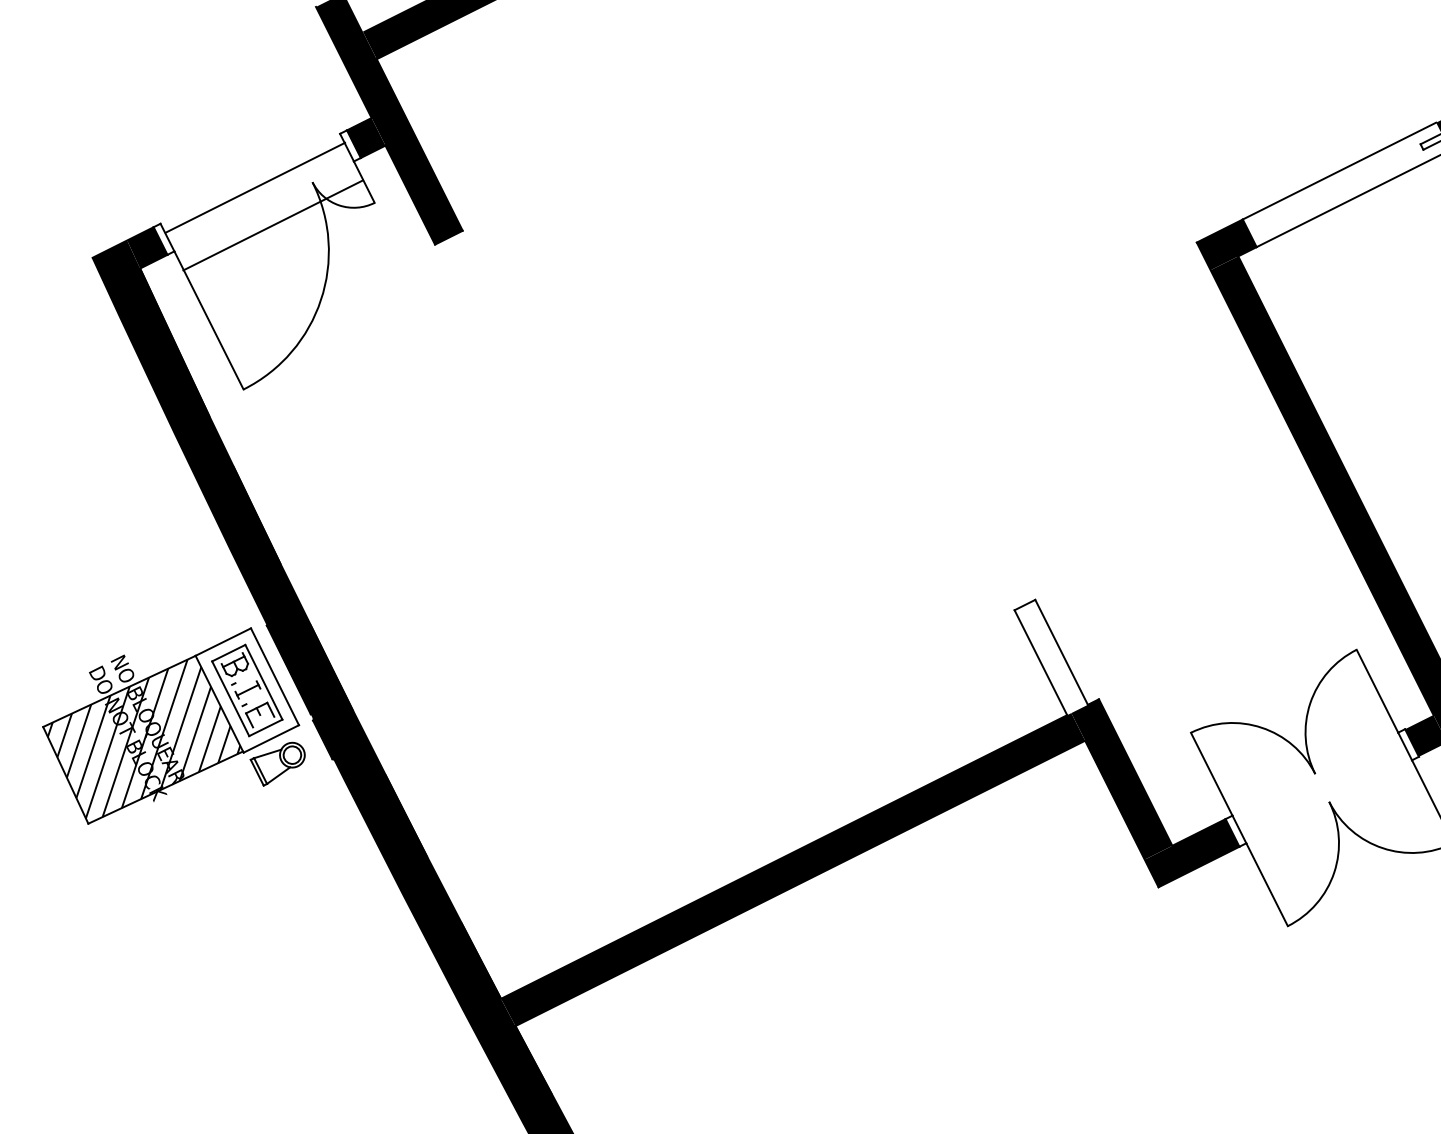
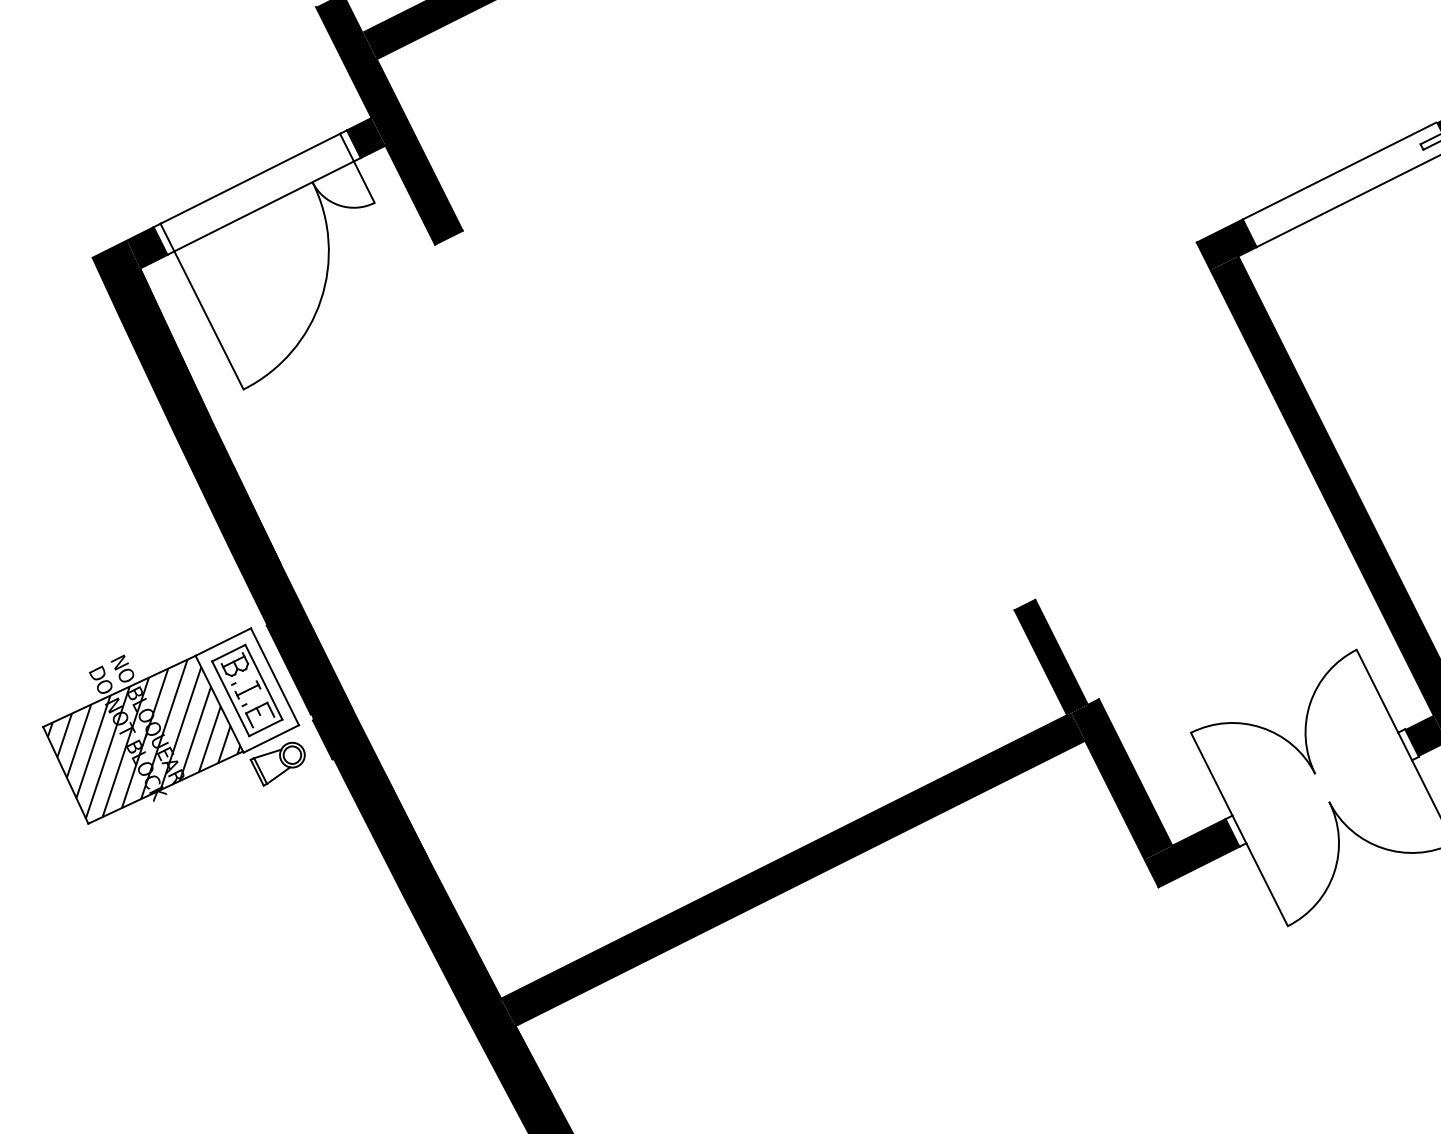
line position: (255, 187) -> (250, 178) (250, 178)
line position: (272, 225) -> (263, 206) (263, 206)
fill: none -> present (1050, 657)
